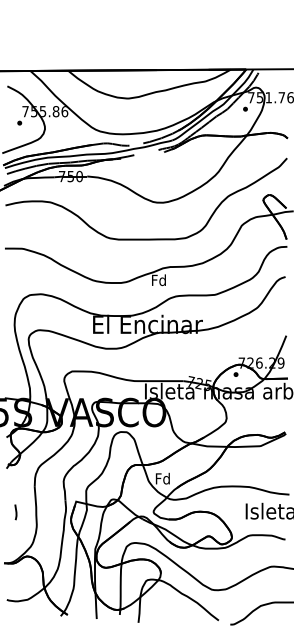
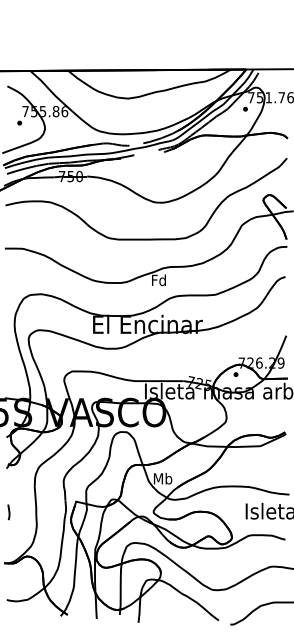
text: Fd -> Mb (163, 478)
line position: (15, 512) -> (8, 512) (8, 512)
